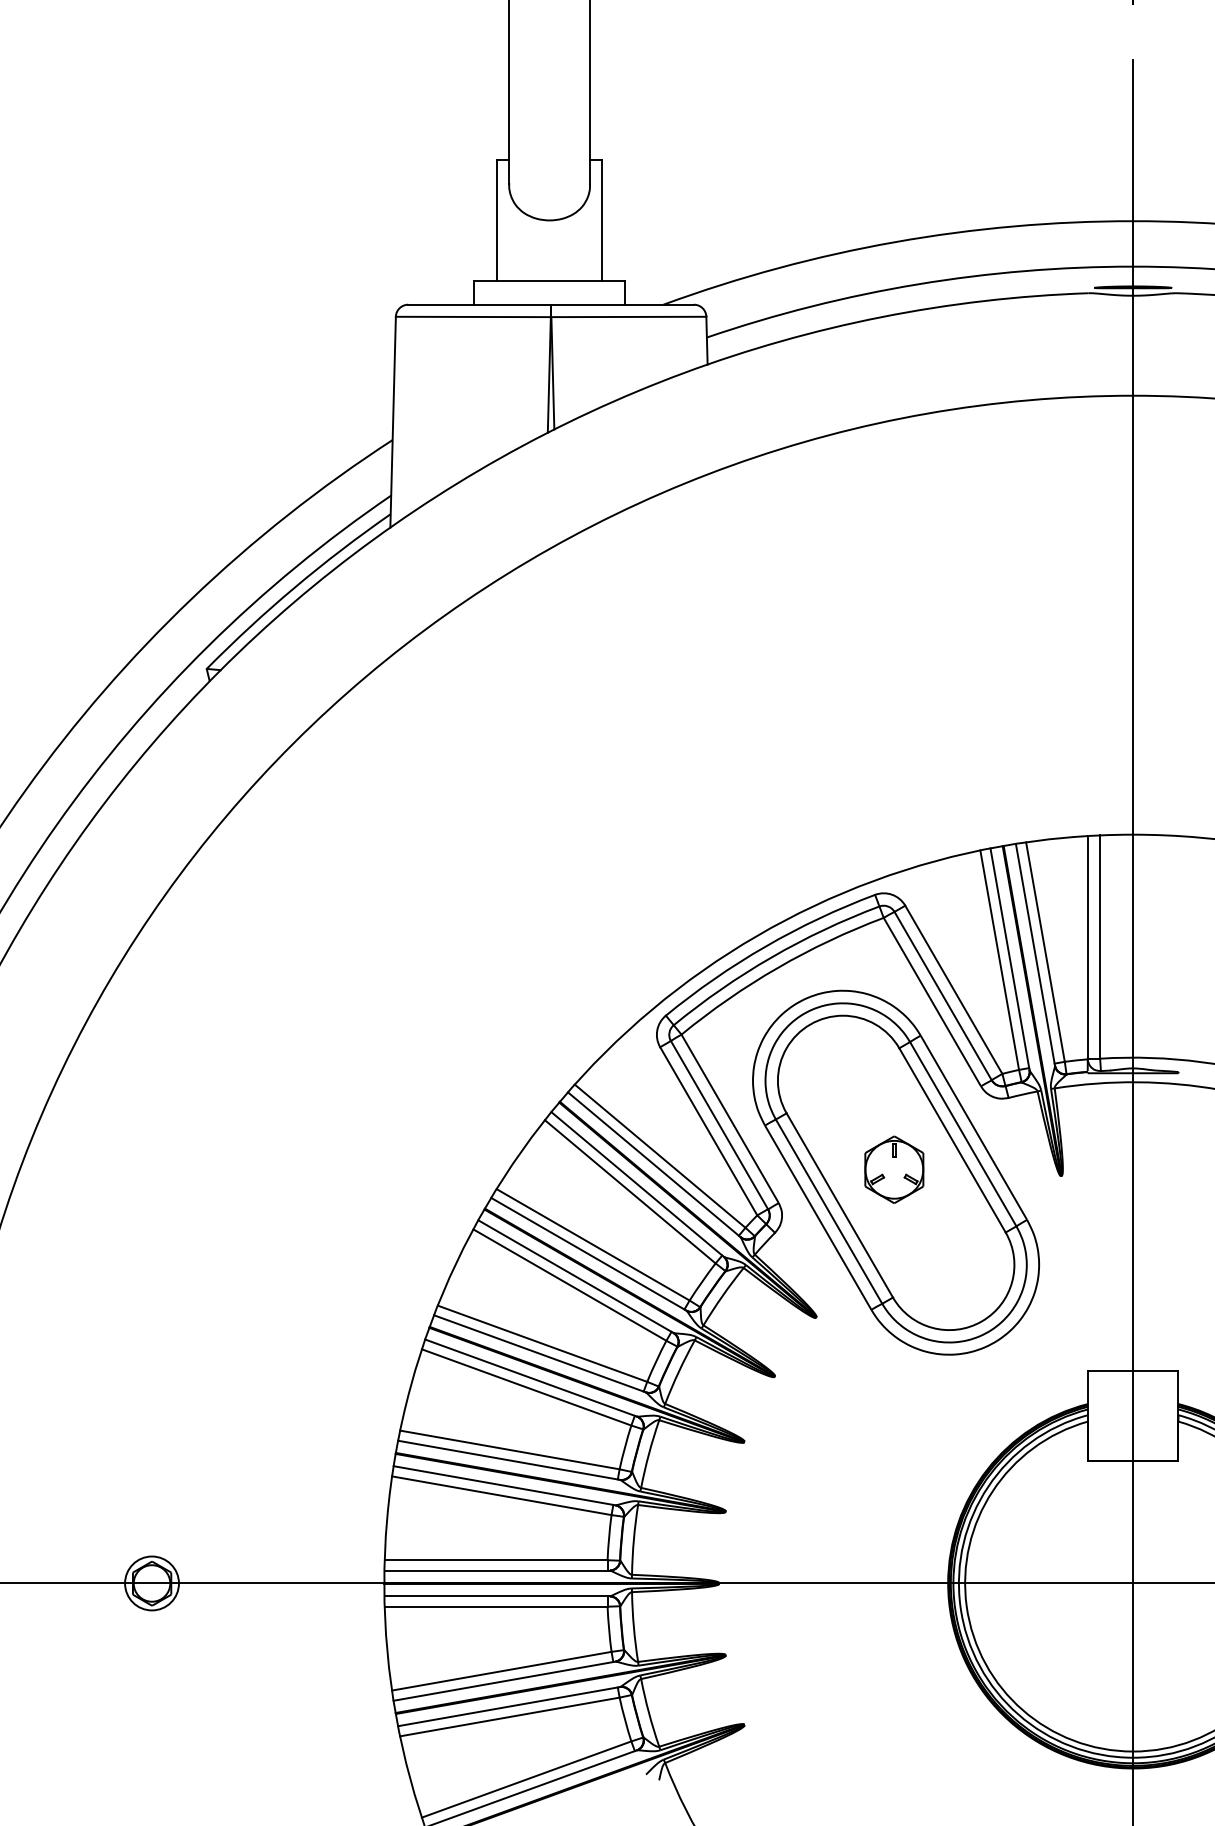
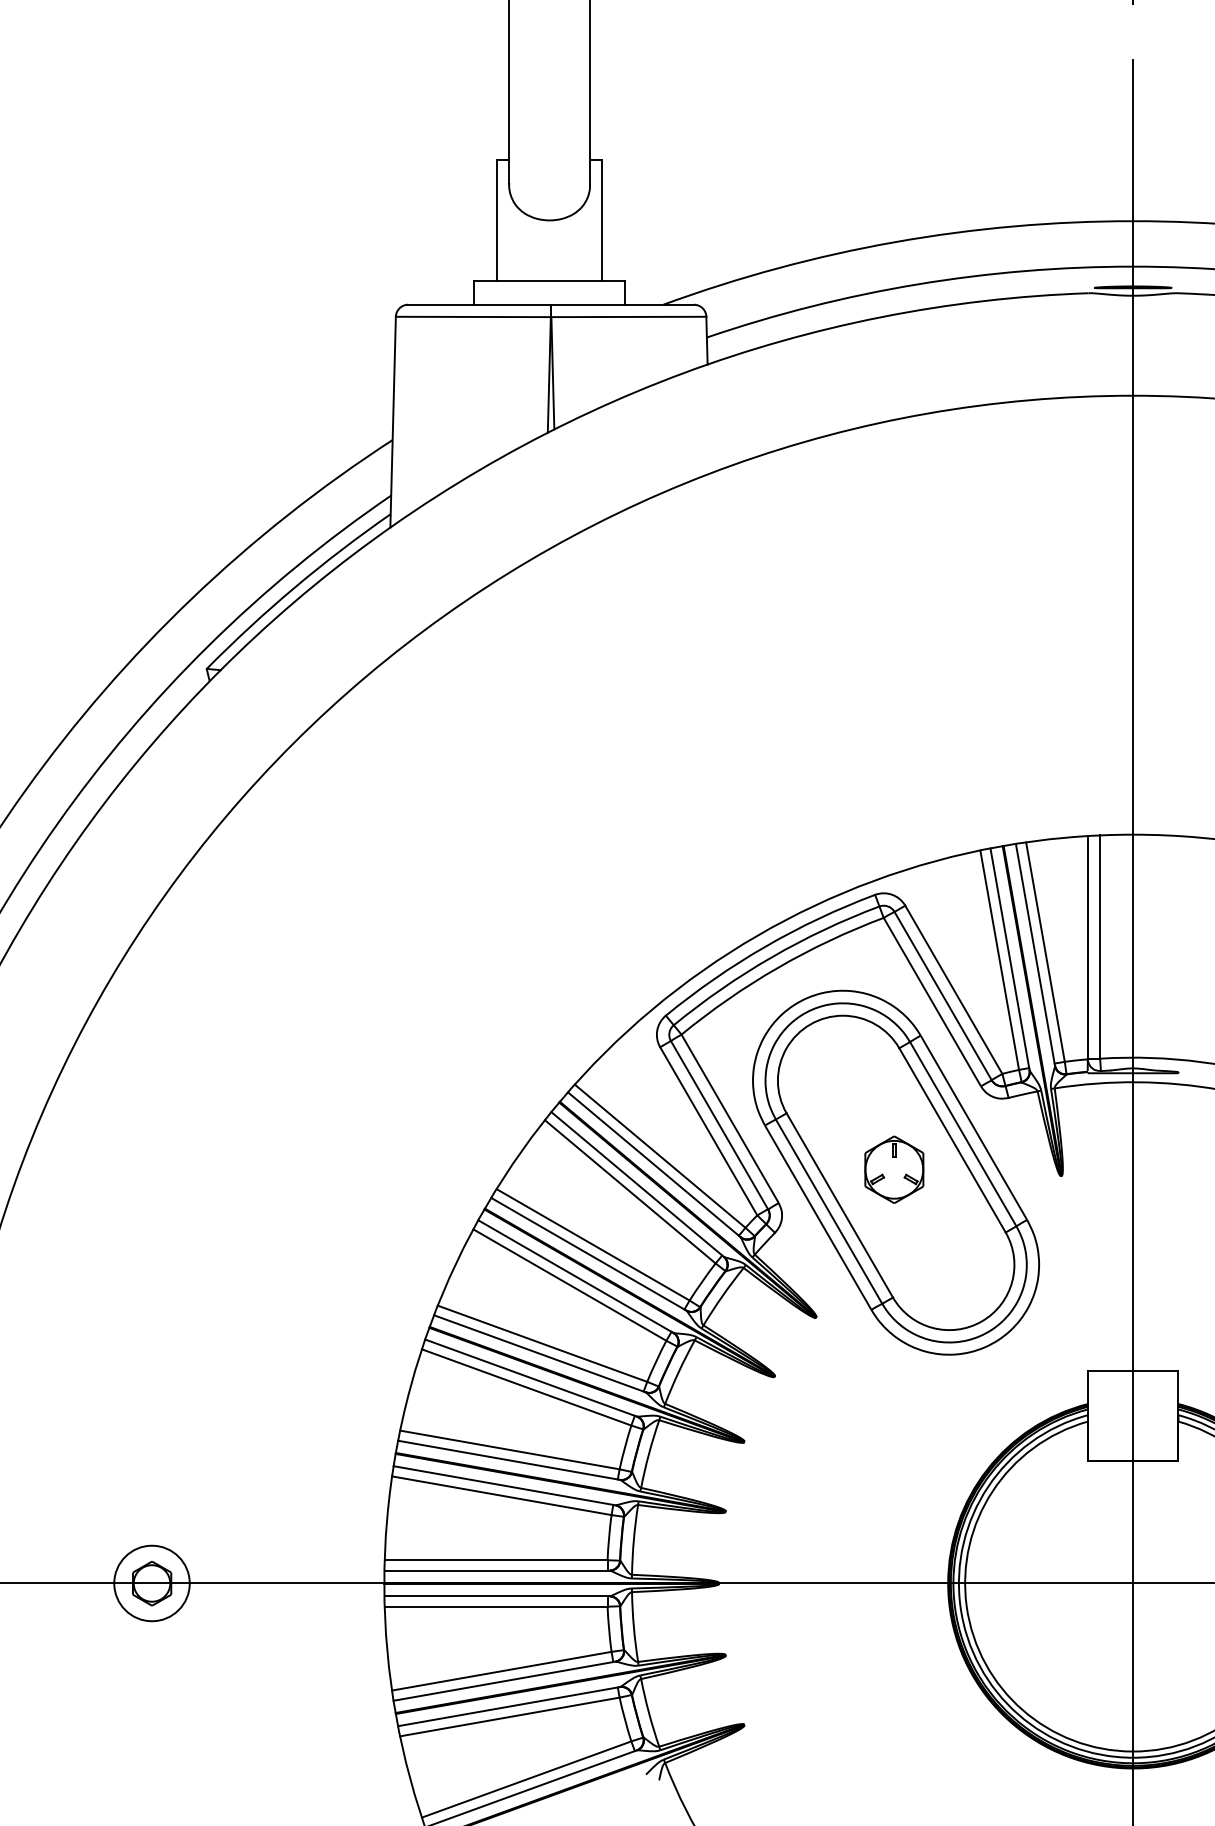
circle diameter: 54 px -> 75 px (151, 1583)
